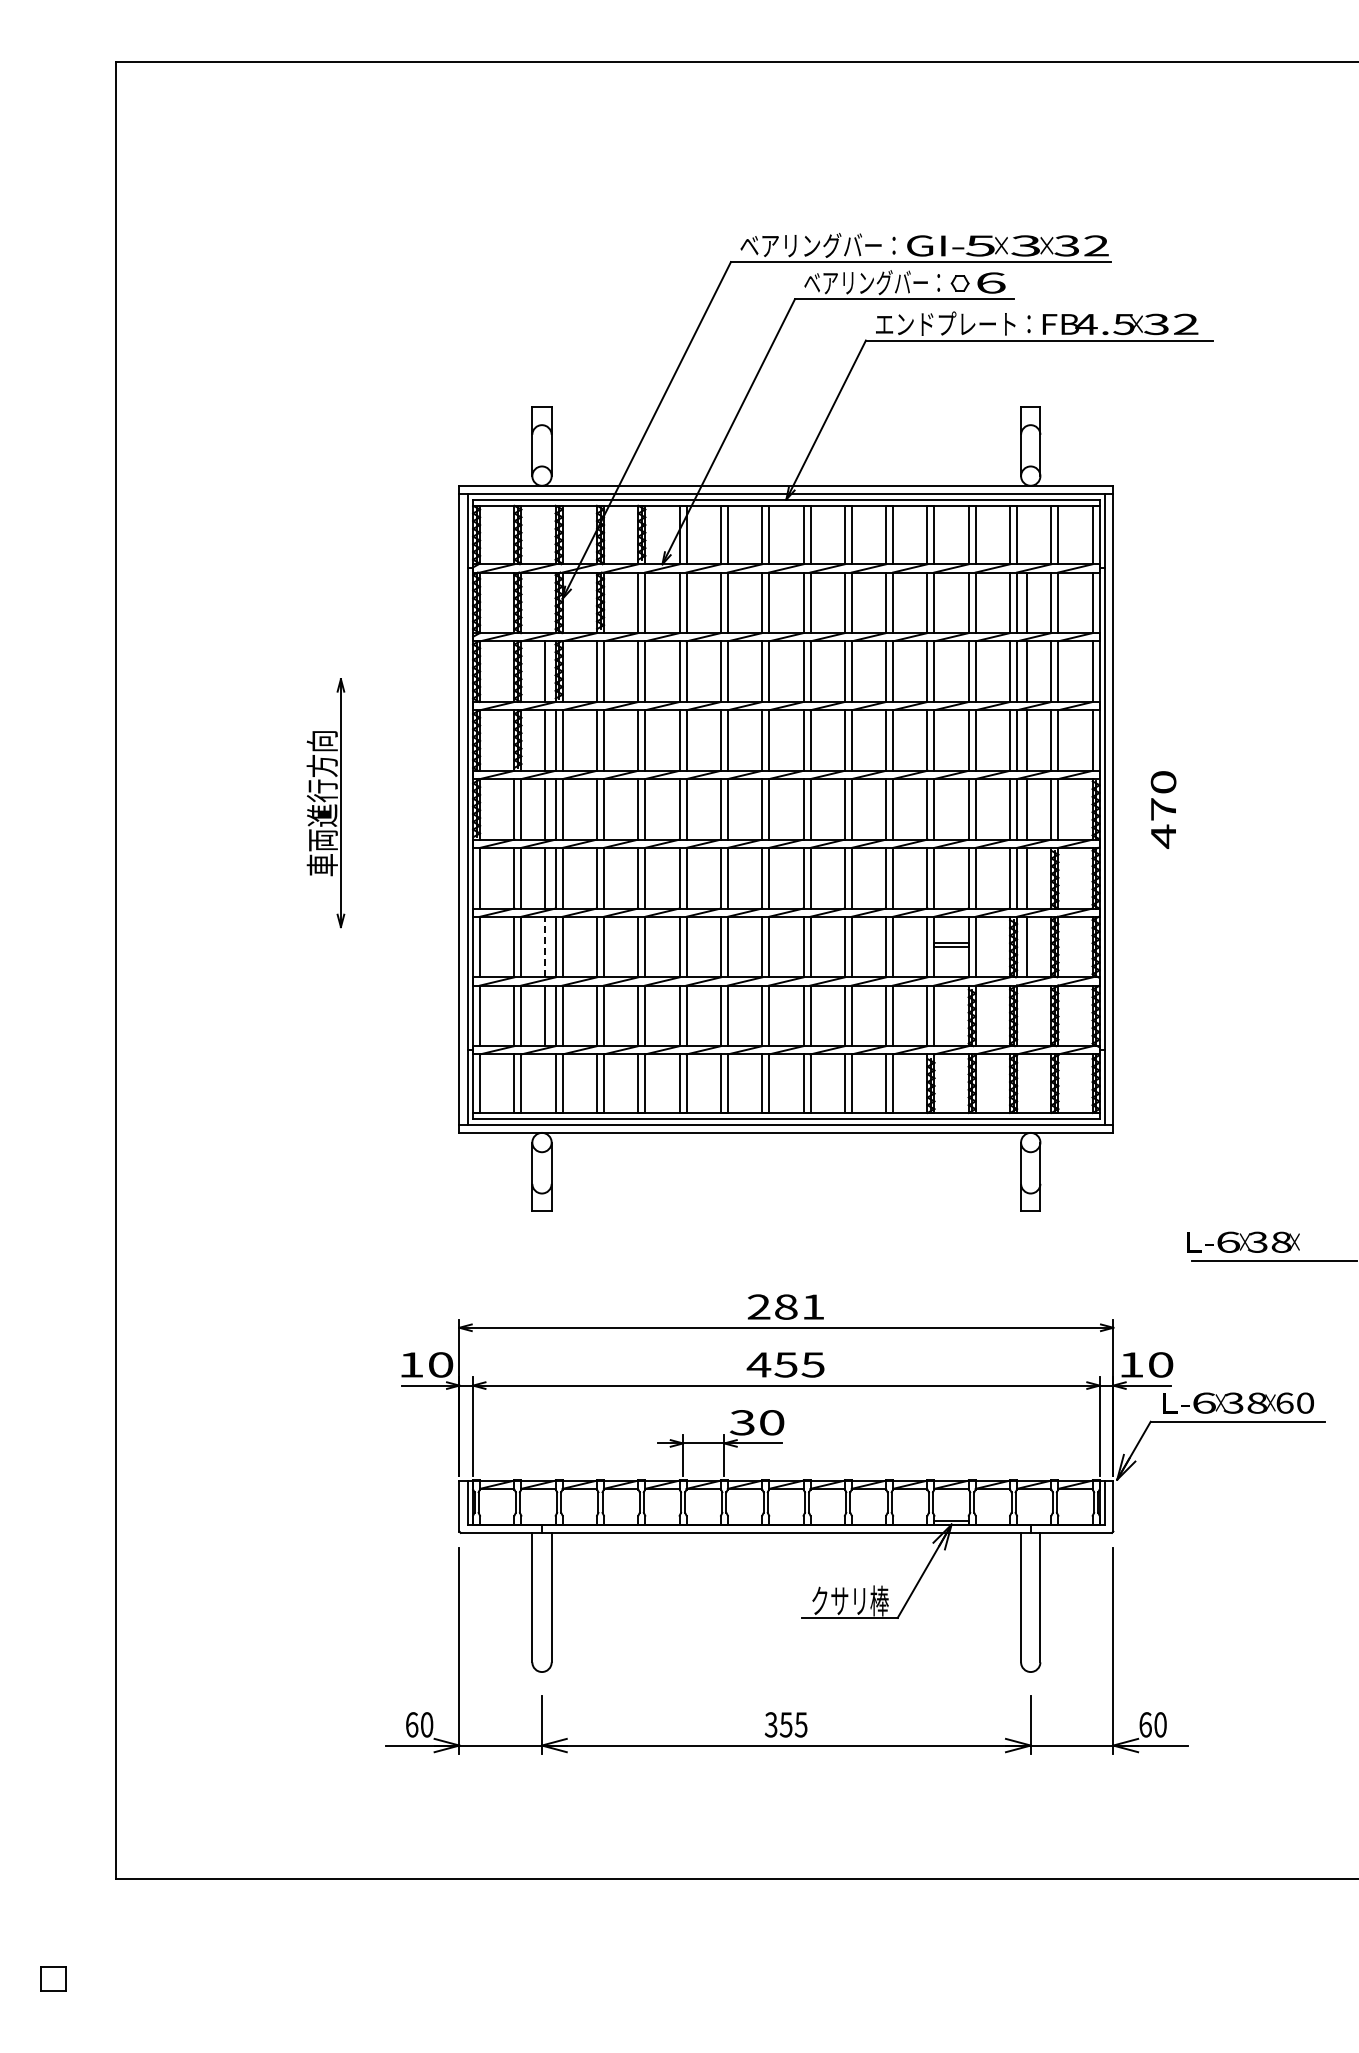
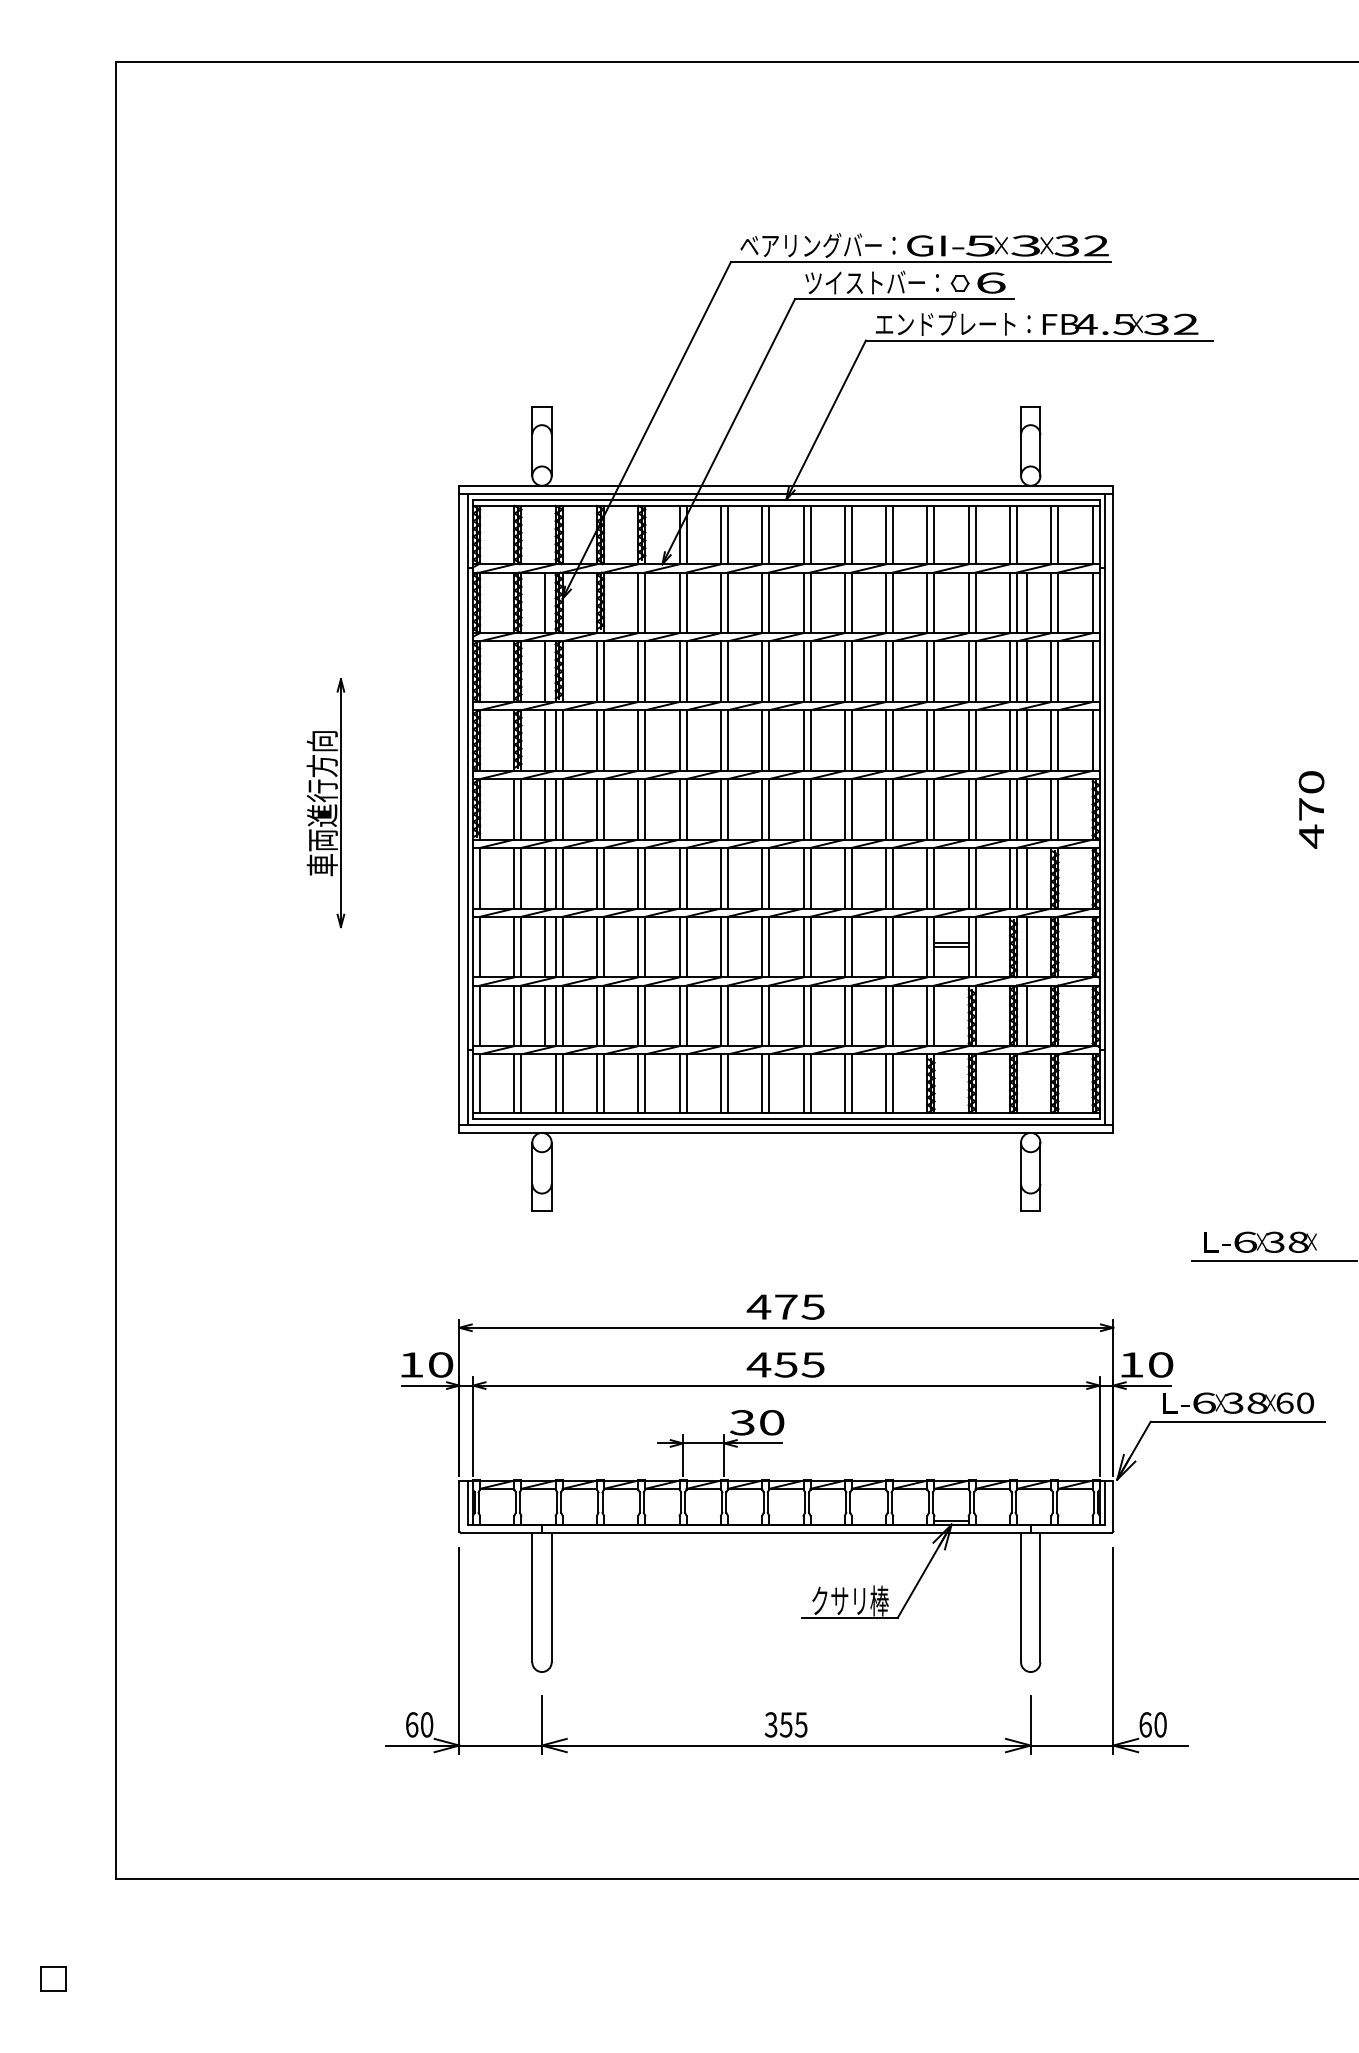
text: ベアリングバー： -> ツイストバー： (872, 282)
line: none -> present (545, 602)
text position: (1163, 809) -> (1311, 809) (1311, 809)
line: dashed -> solid (545, 946)
line: none -> present (1027, 1015)
text position: (1243, 1241) -> (1260, 1241) (1260, 1241)
text: 281 -> 475 (785, 1306)
